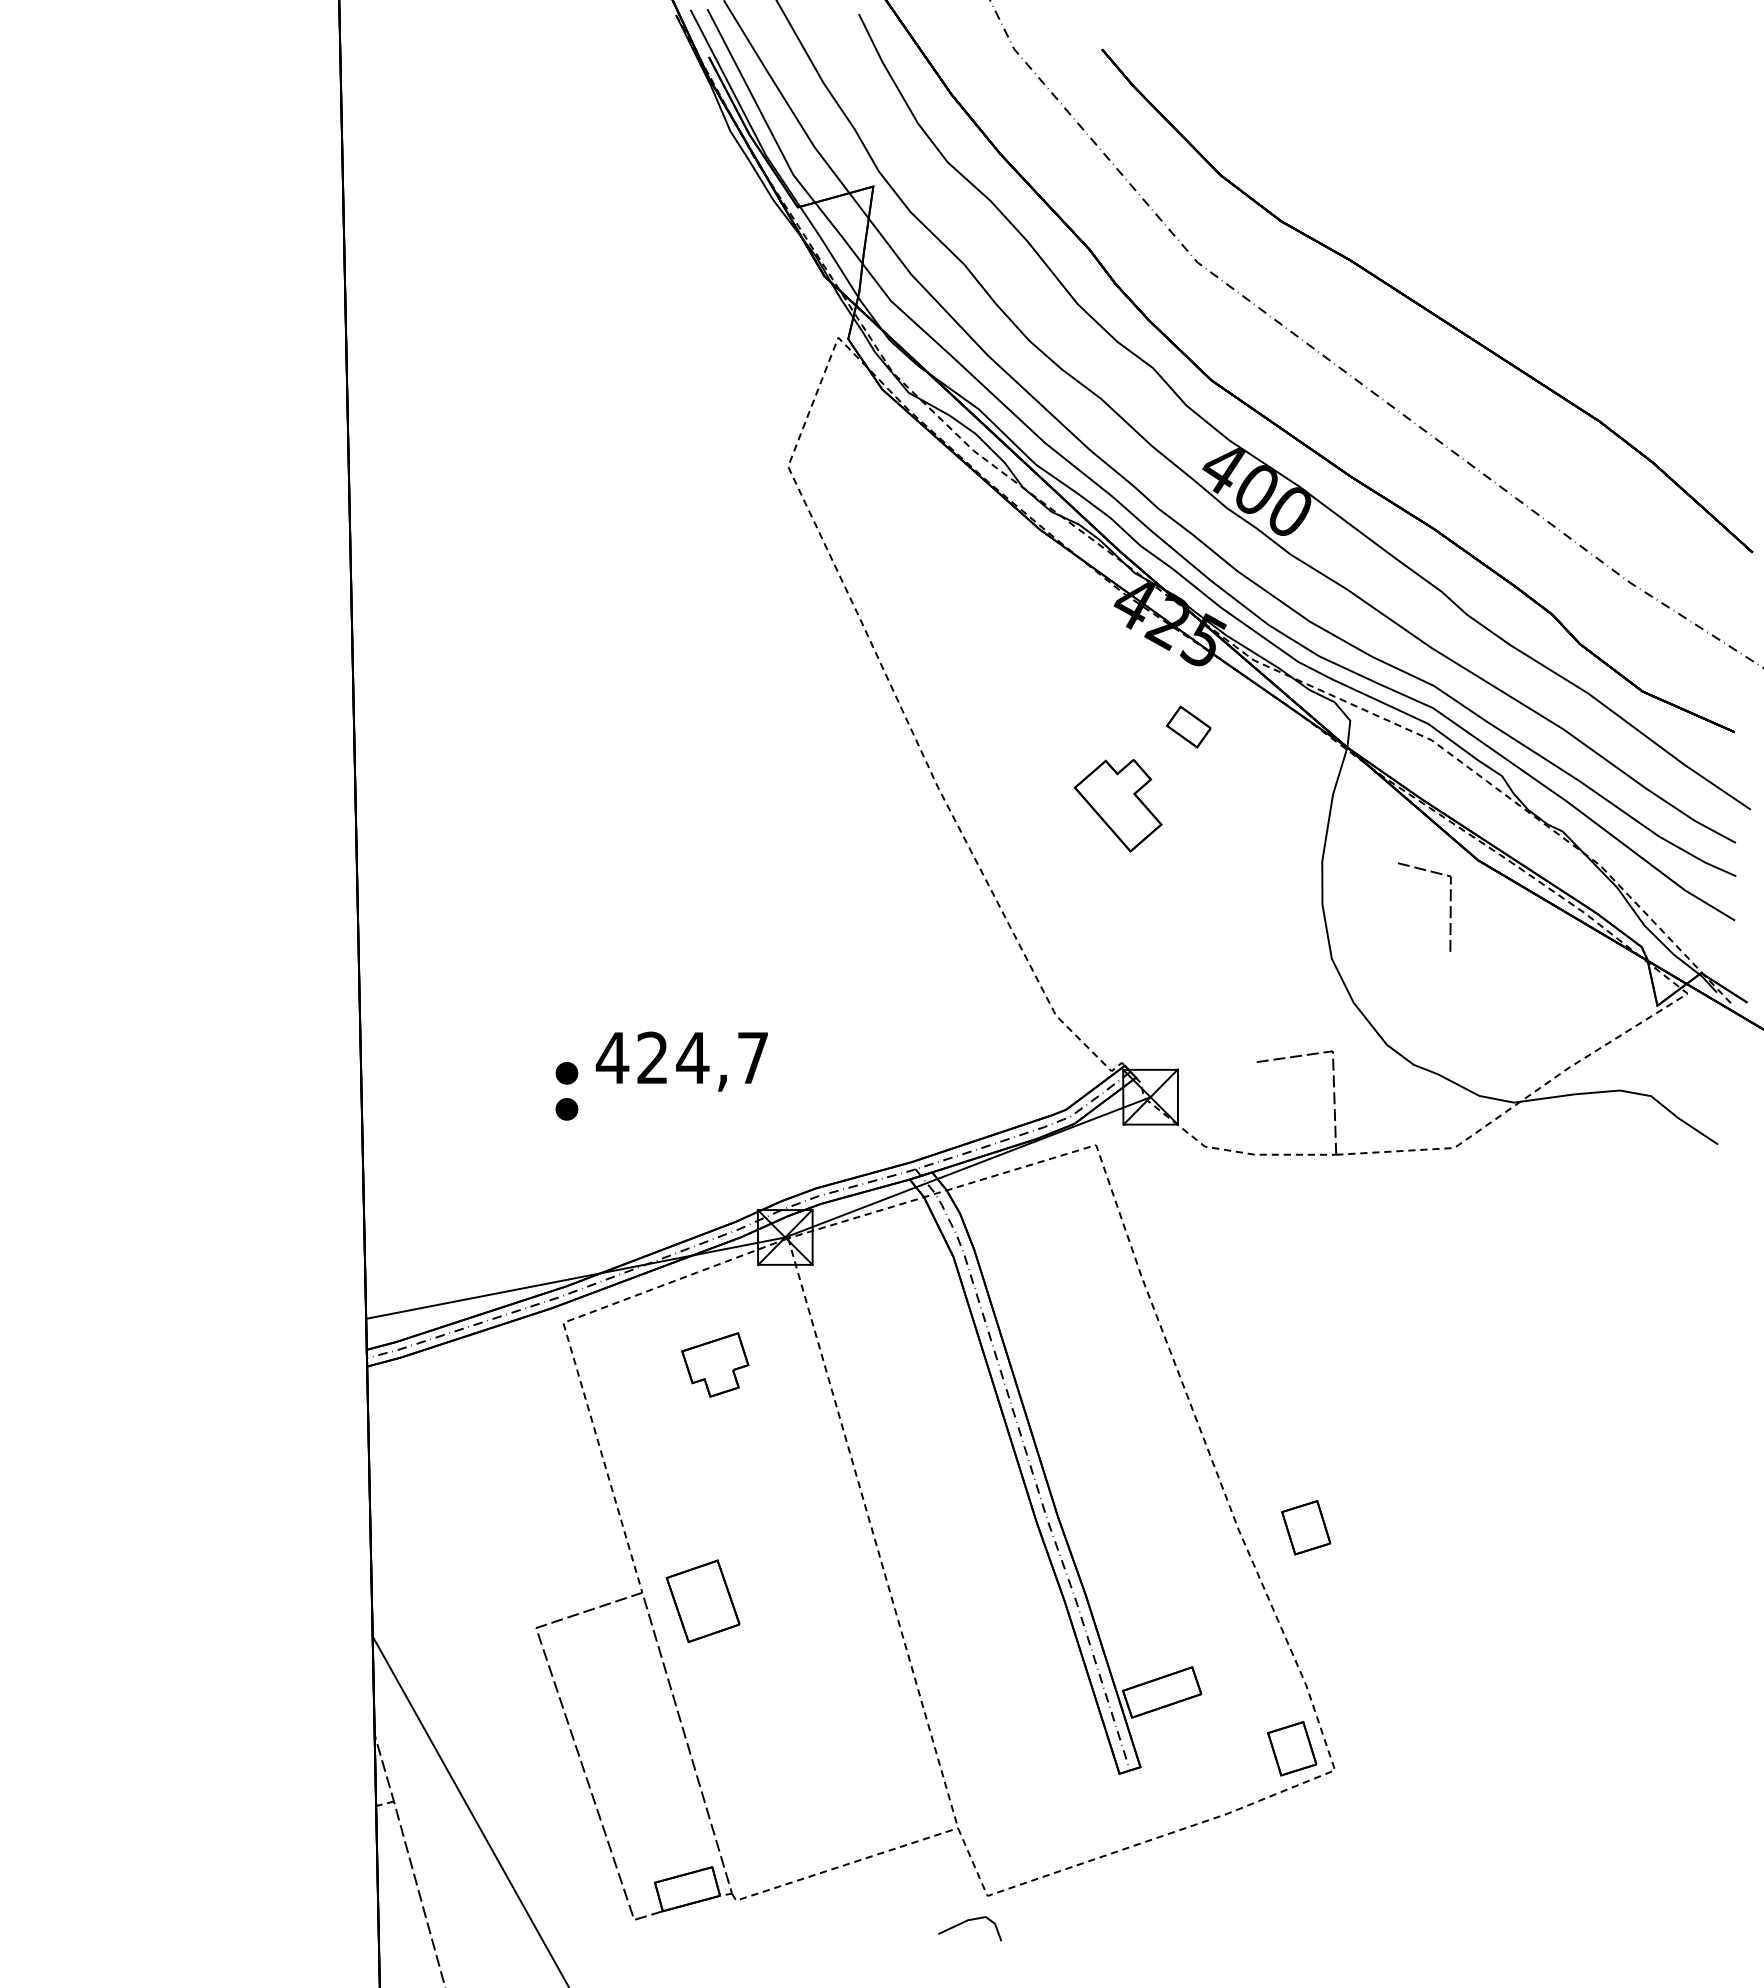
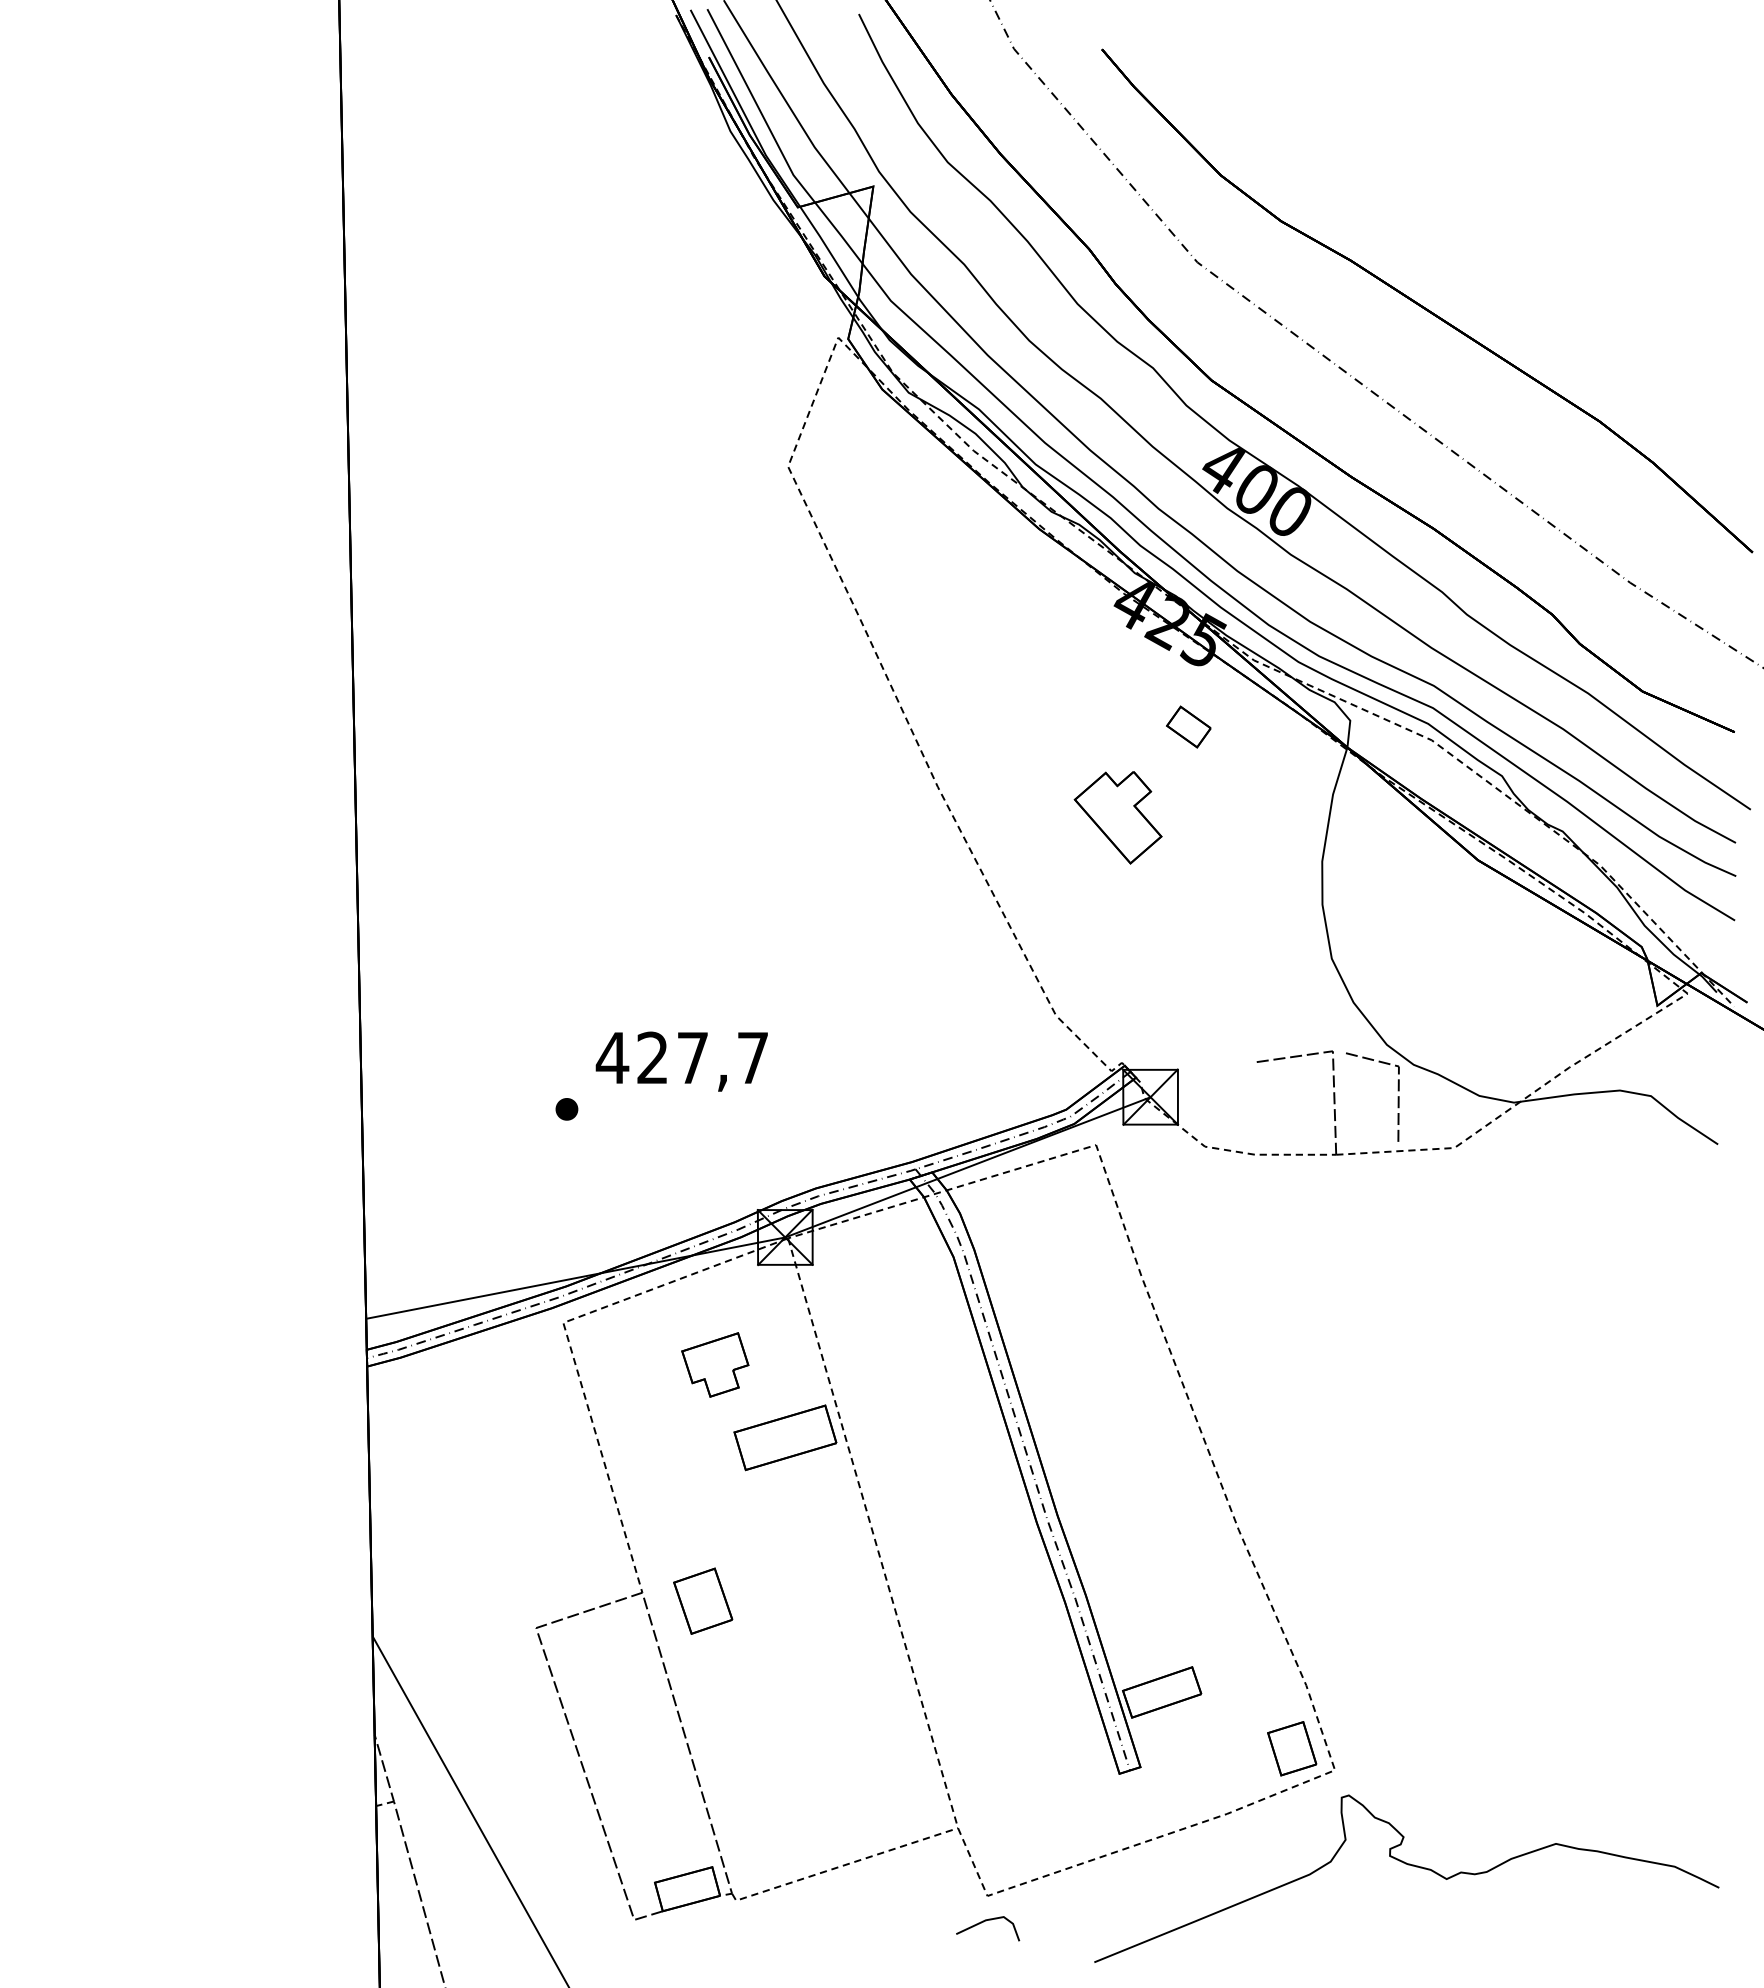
part position: (1117, 805) -> (1117, 817) (1117, 817)
line position: (1449, 906) -> (1397, 1096) (1397, 1096)
text: 424,7 -> 427,7 (692, 1057)
part: present -> none (566, 1073)
part: none -> present (785, 1437)
part: present -> none (1306, 1527)
part size: 76x85 px -> 61x68 px (703, 1600)
curve: none -> present (1408, 1865)
line position: (968, 1921) -> (986, 1921) (986, 1921)
